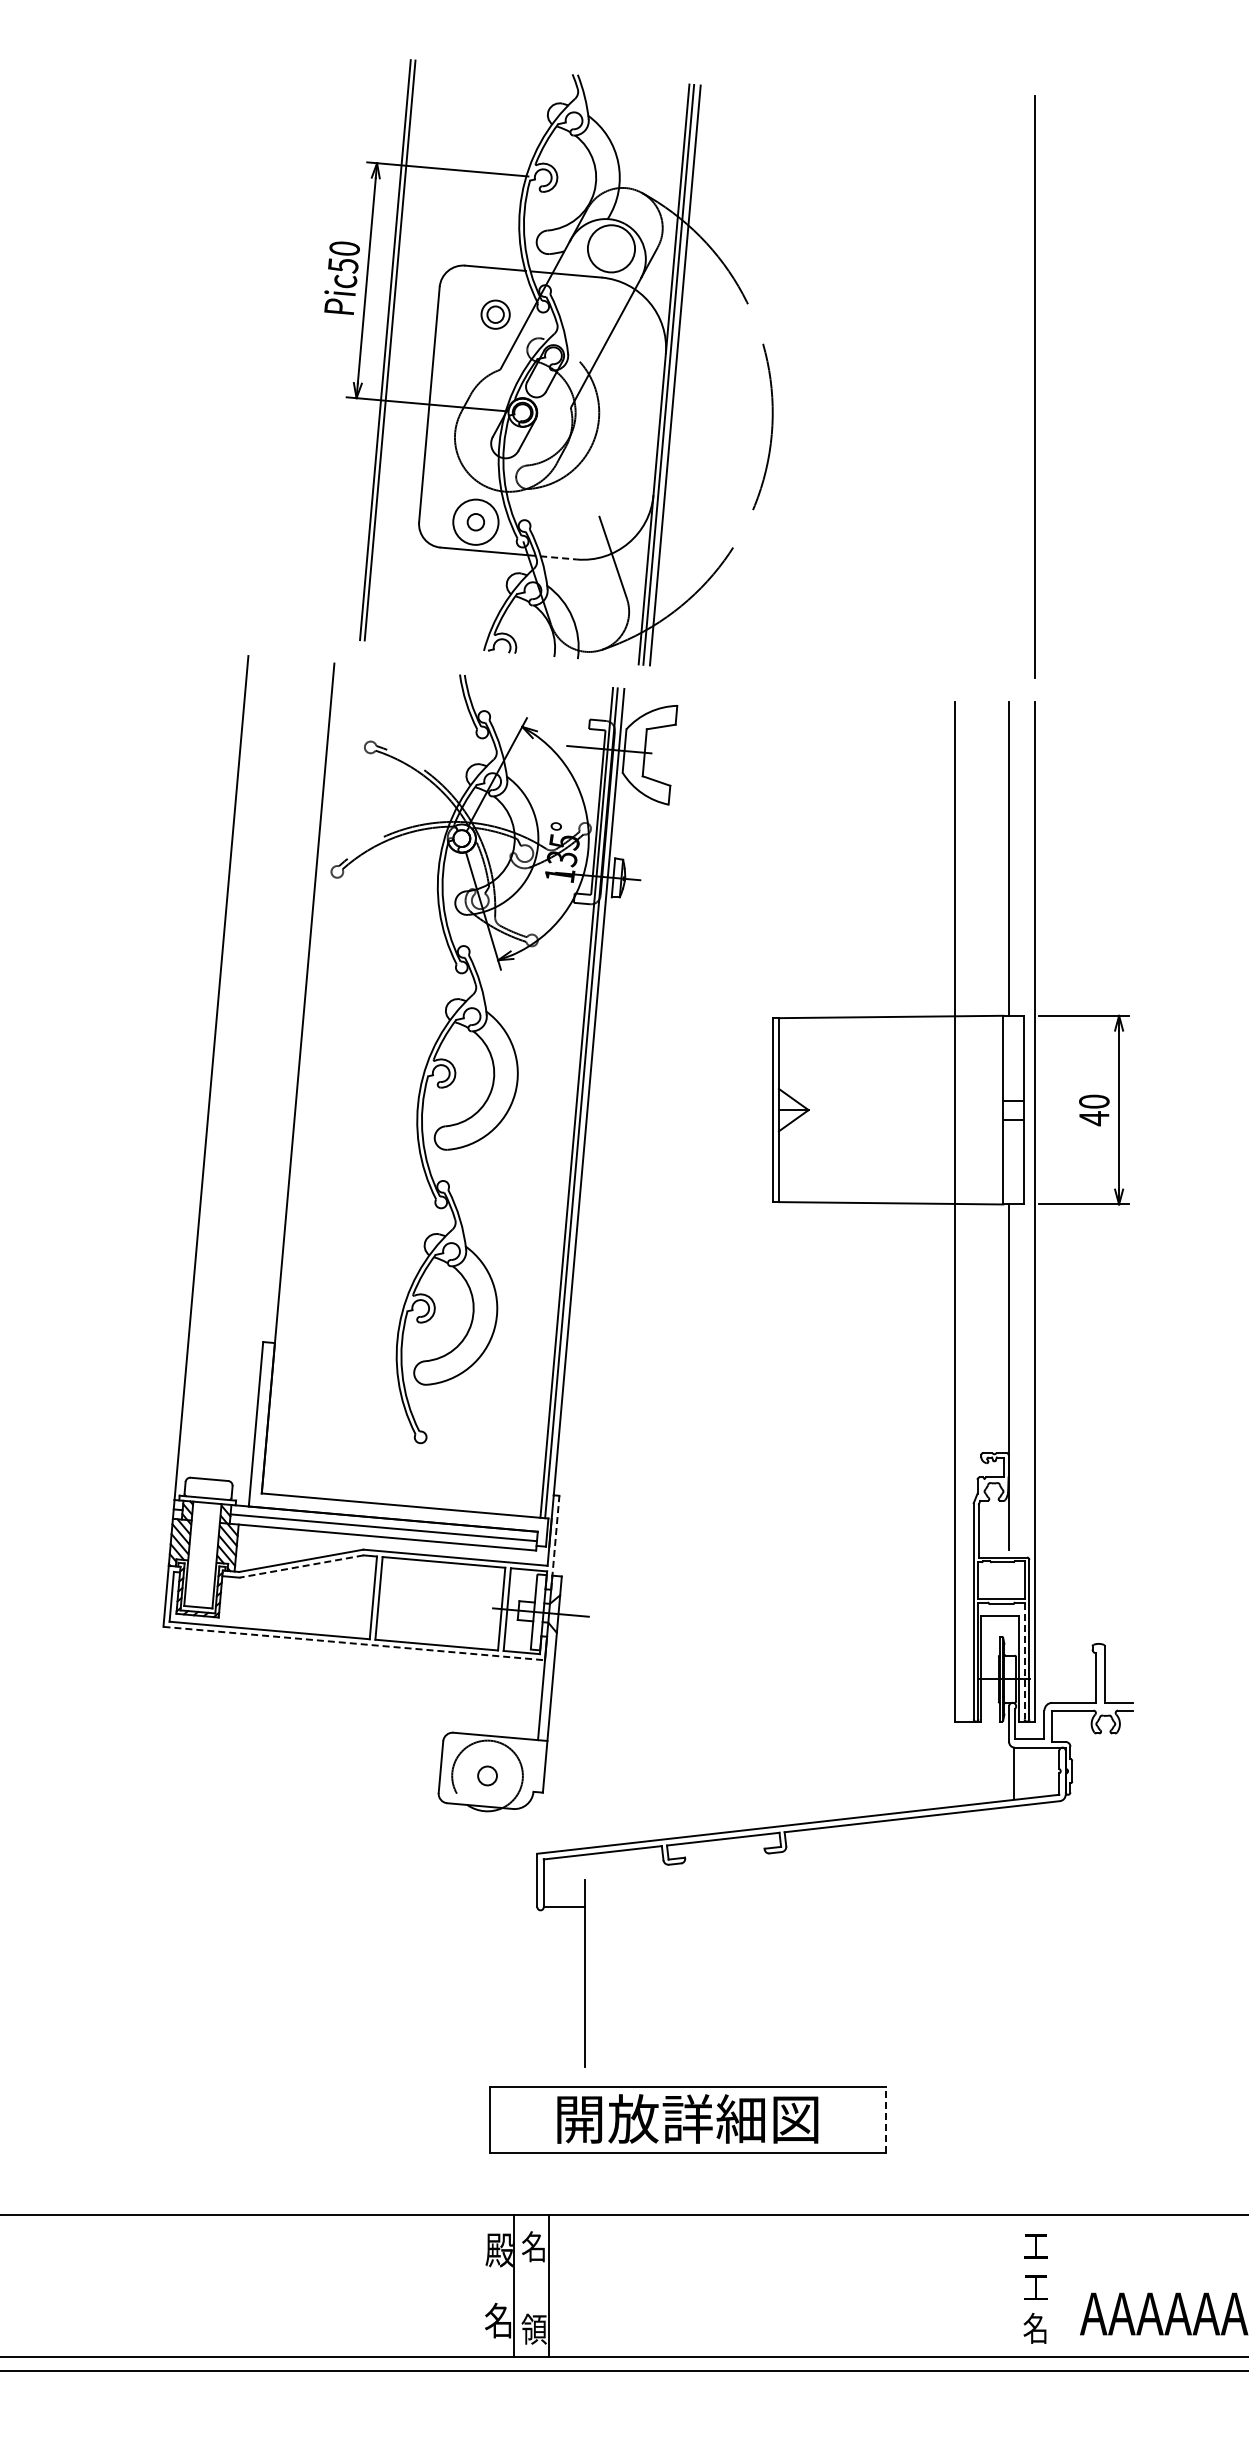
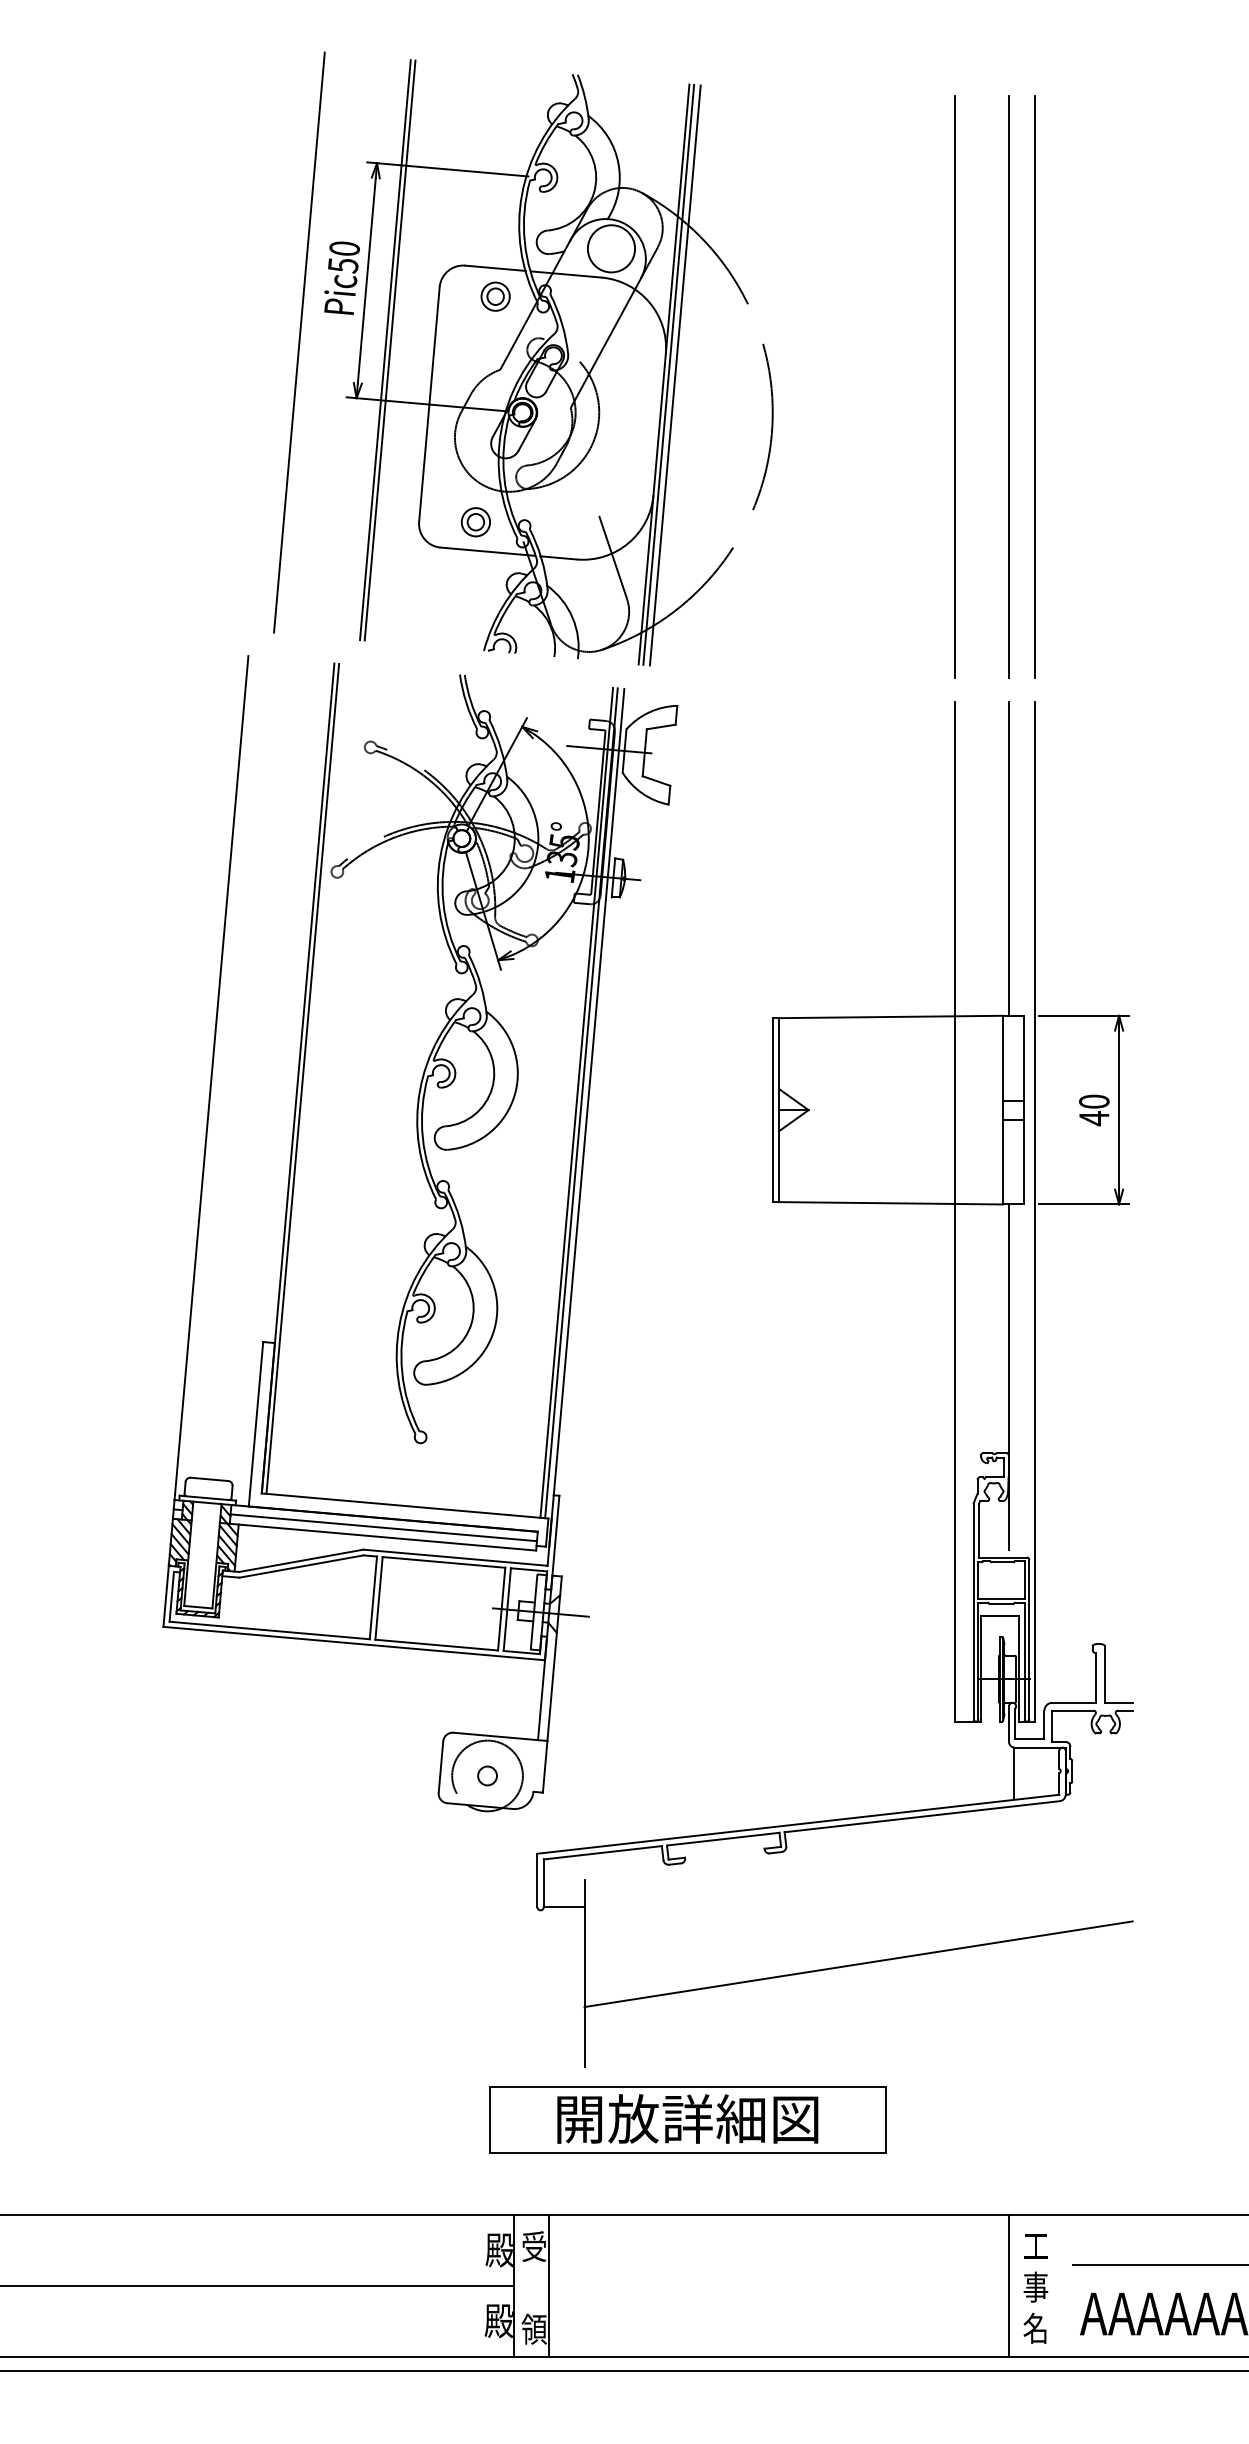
part position: (495, 314) -> (495, 296) (495, 296)
line: none -> present (299, 342)
line: none -> present (954, 386)
line: none -> present (1008, 386)
circle diameter: 45 px -> 28 px (475, 522)
line: dashed -> solid (559, 557)
line: none -> present (302, 1078)
line: dashed -> solid (555, 1542)
line: dashed -> solid (301, 1566)
line: dashed -> solid (354, 1643)
line: dashed -> solid (1024, 1661)
line: none -> present (858, 1964)
line: dashed -> solid (885, 2119)
text: 名 -> 受 (533, 2246)
line: none -> present (1158, 2264)
line: none -> present (257, 2285)
line: none -> present (1008, 2285)
text: 工 -> 事 (1035, 2286)
text: 名 -> 殿 (498, 2320)
